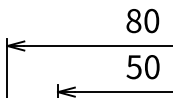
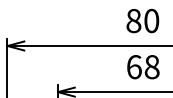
text: 50 -> 68 (142, 67)
